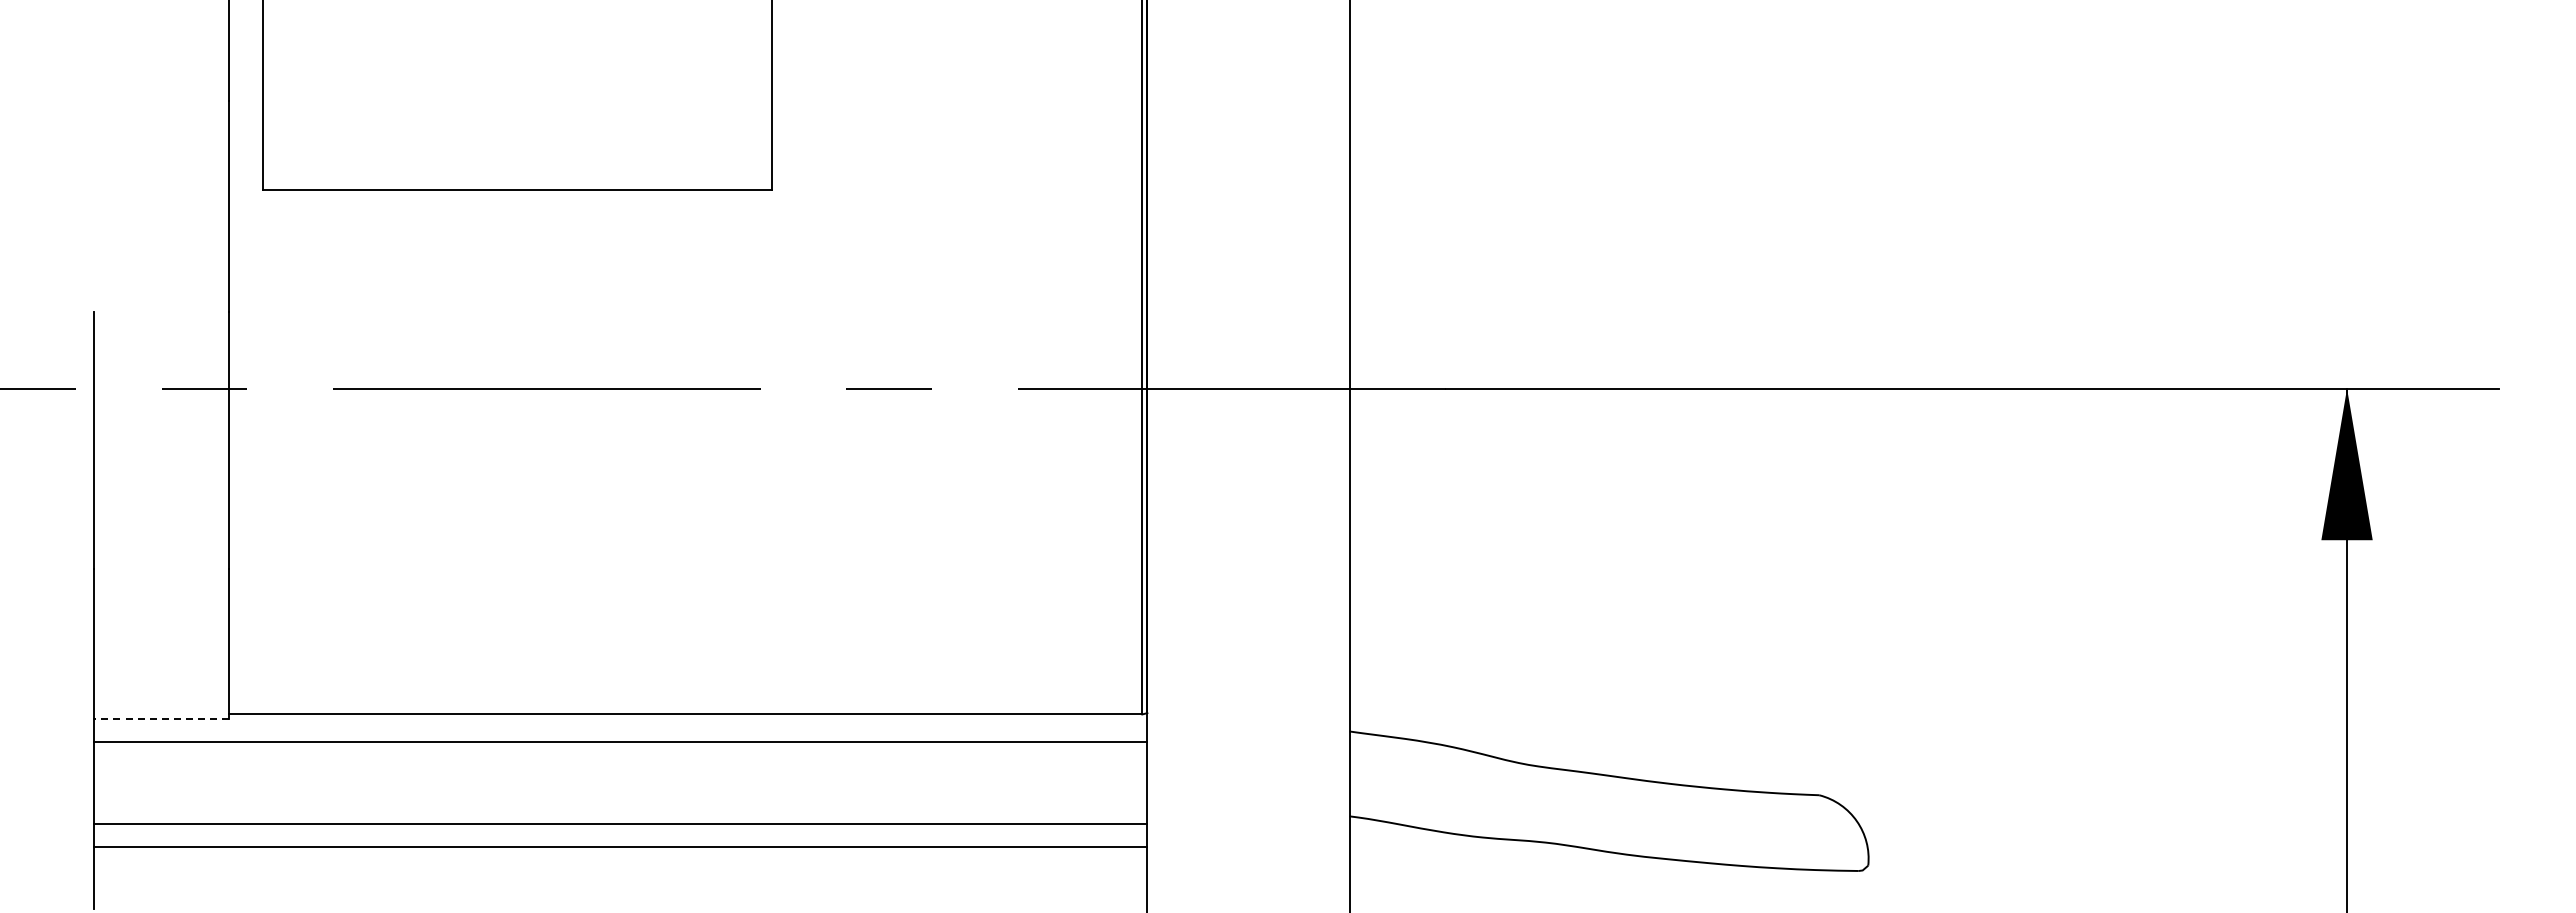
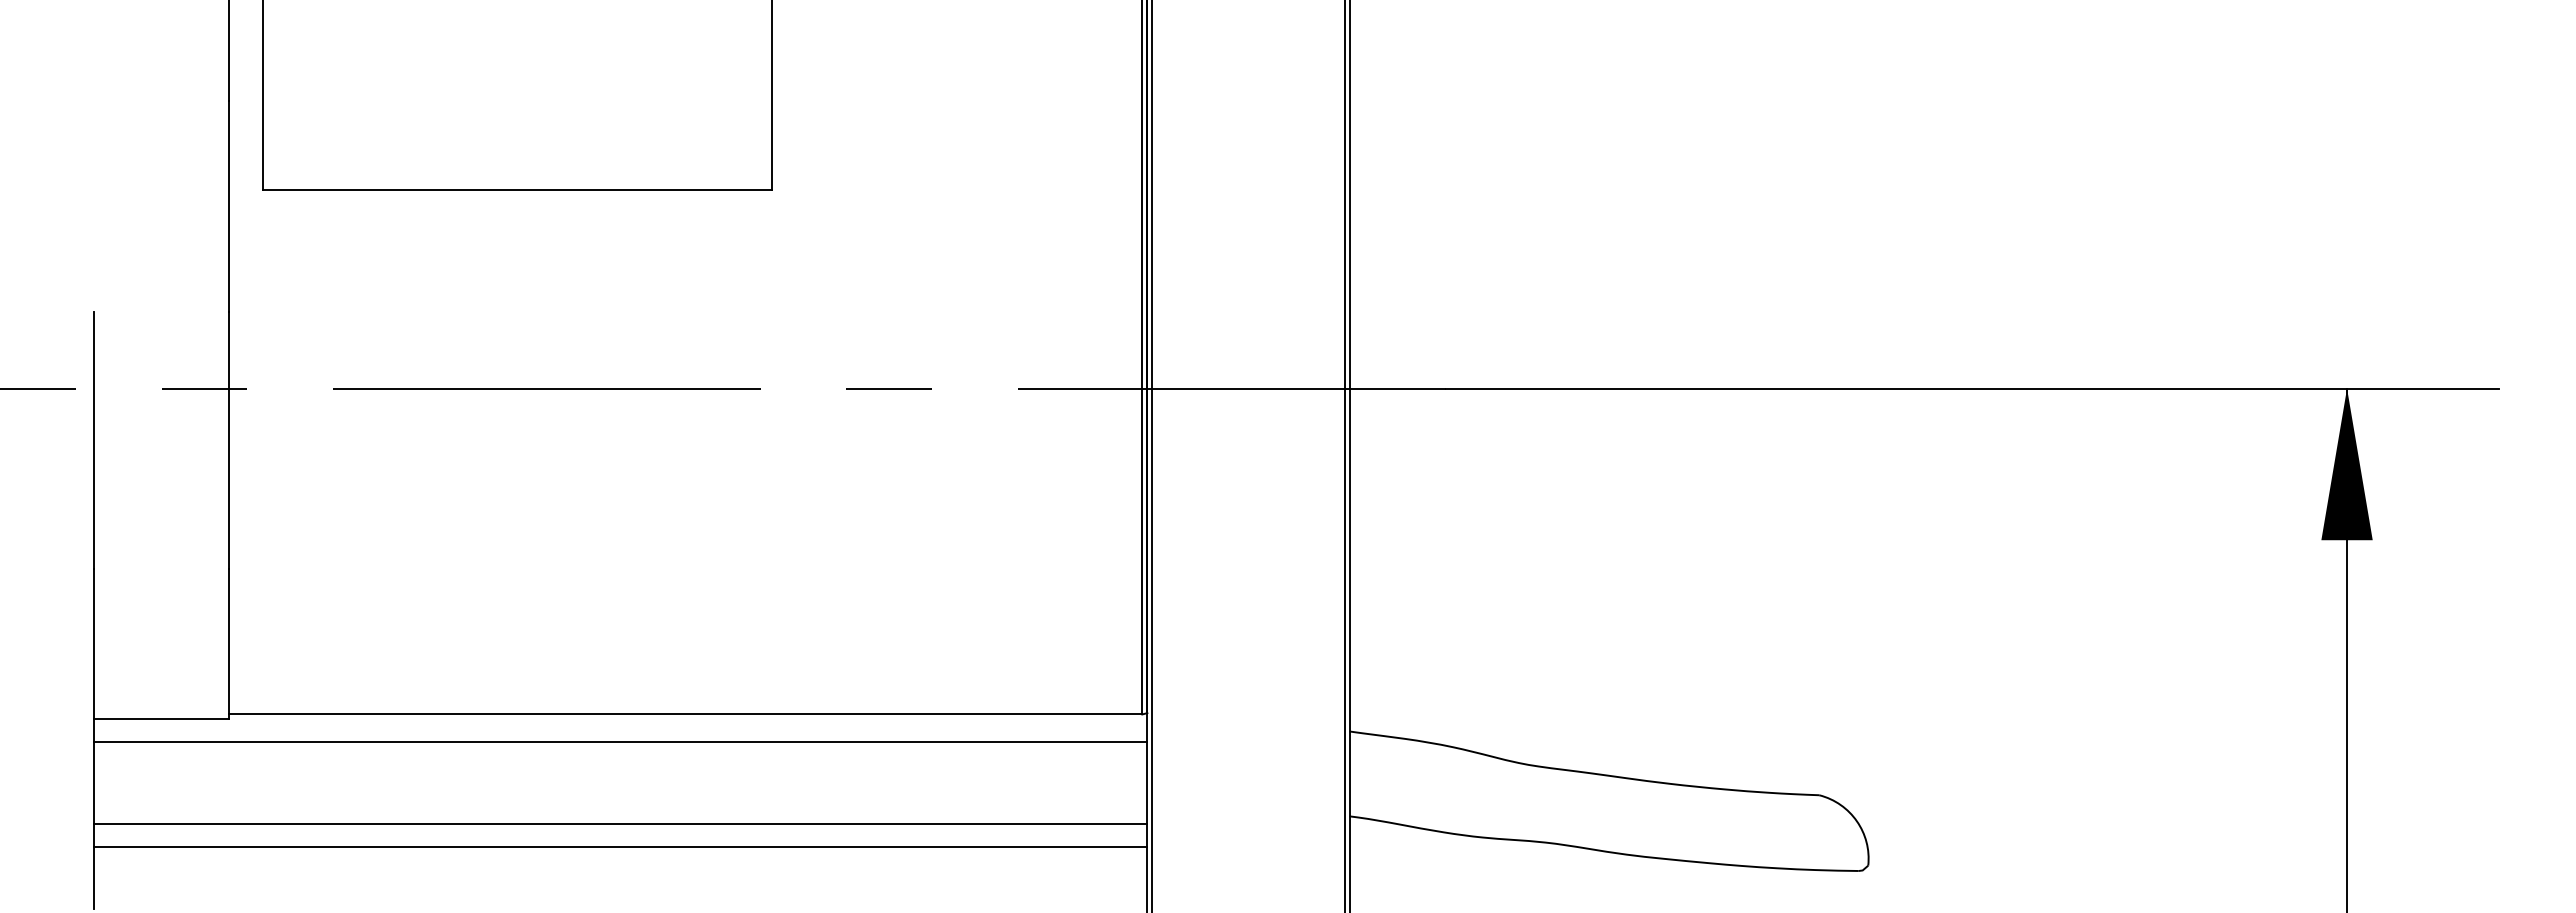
line: none -> present (1152, 455)
line: none -> present (1344, 455)
line: dashed -> solid (161, 718)
